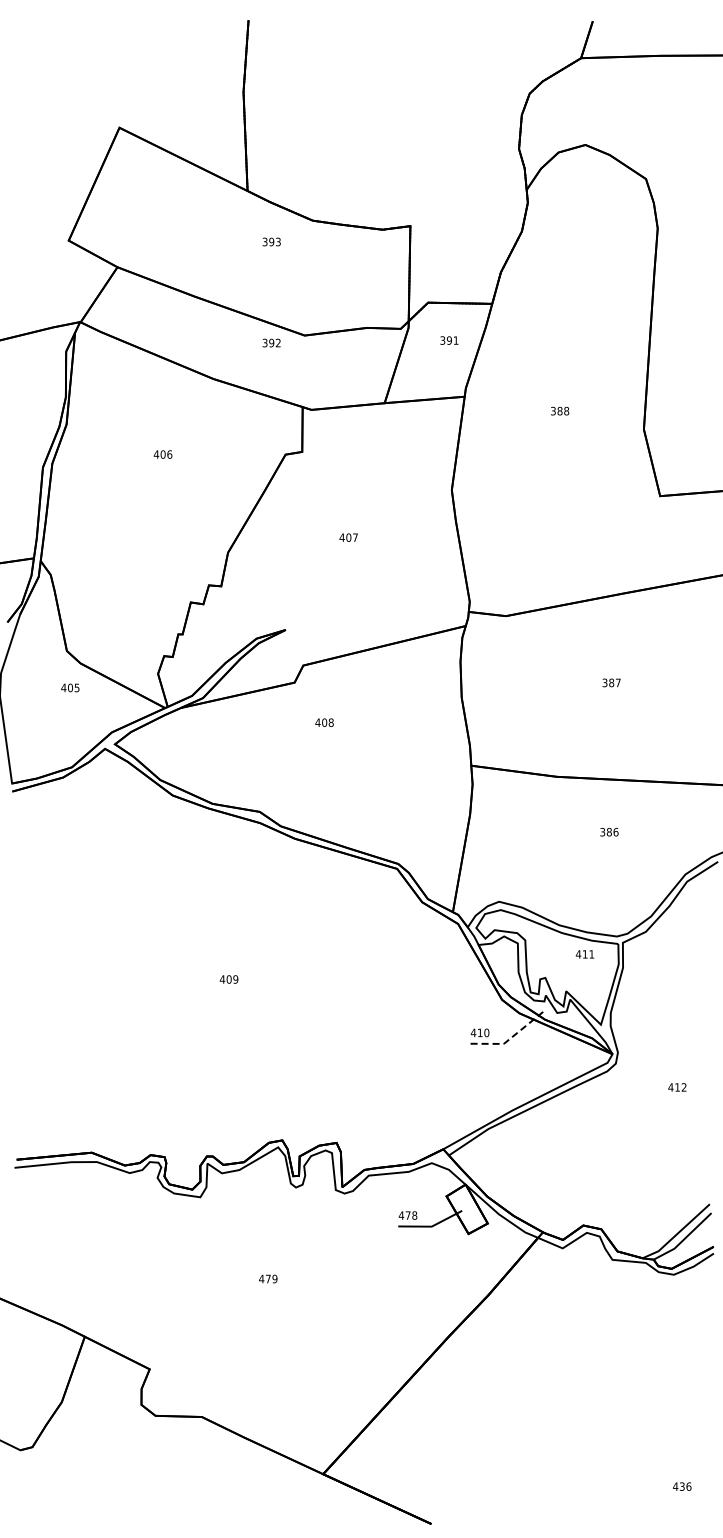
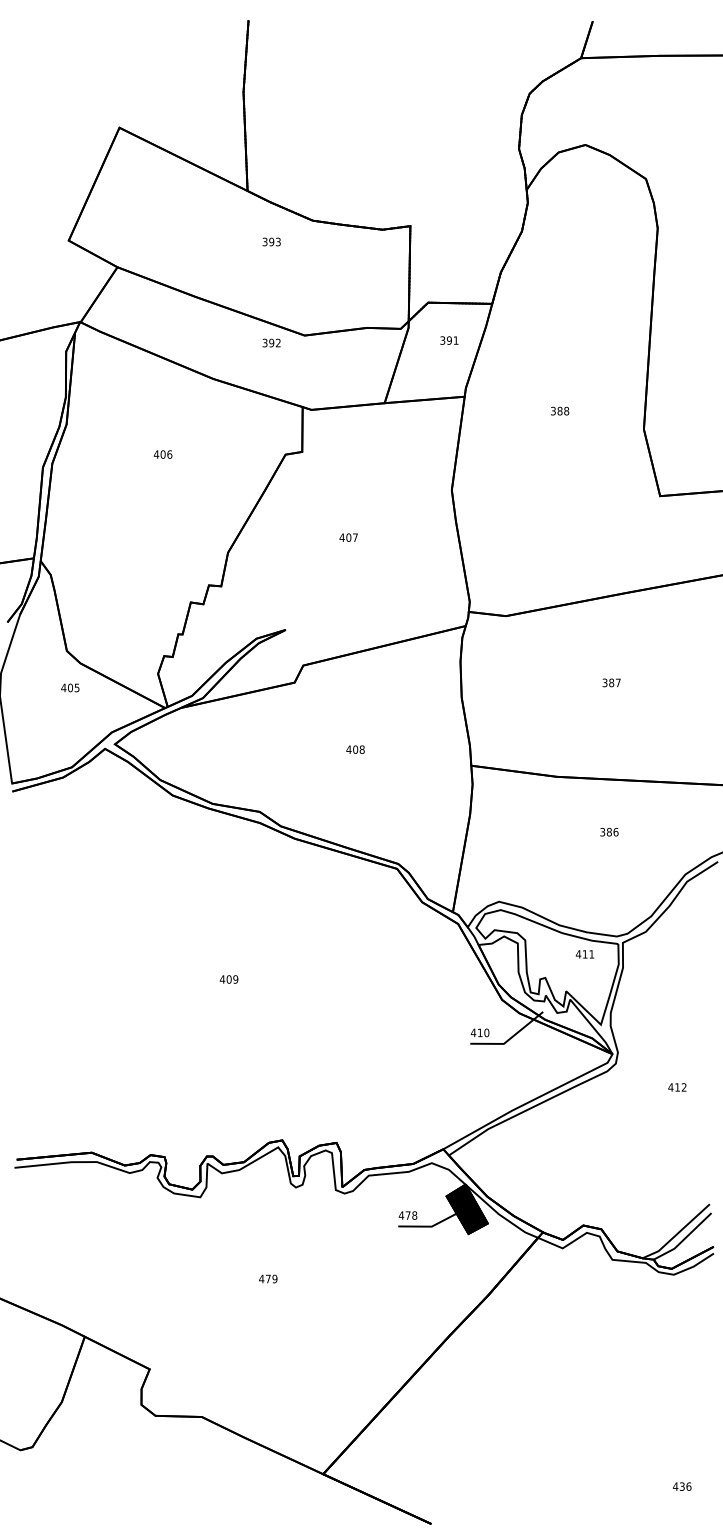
text position: (324, 722) -> (355, 749) (355, 749)
line: dashed -> solid (510, 1038)
fill: none -> present (466, 1208)
